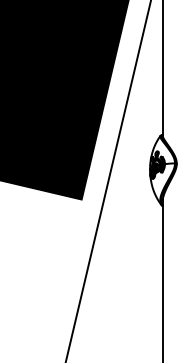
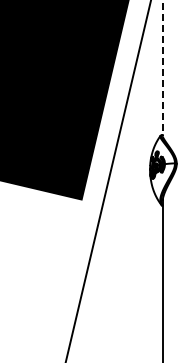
line: solid -> dashed (162, 68)
